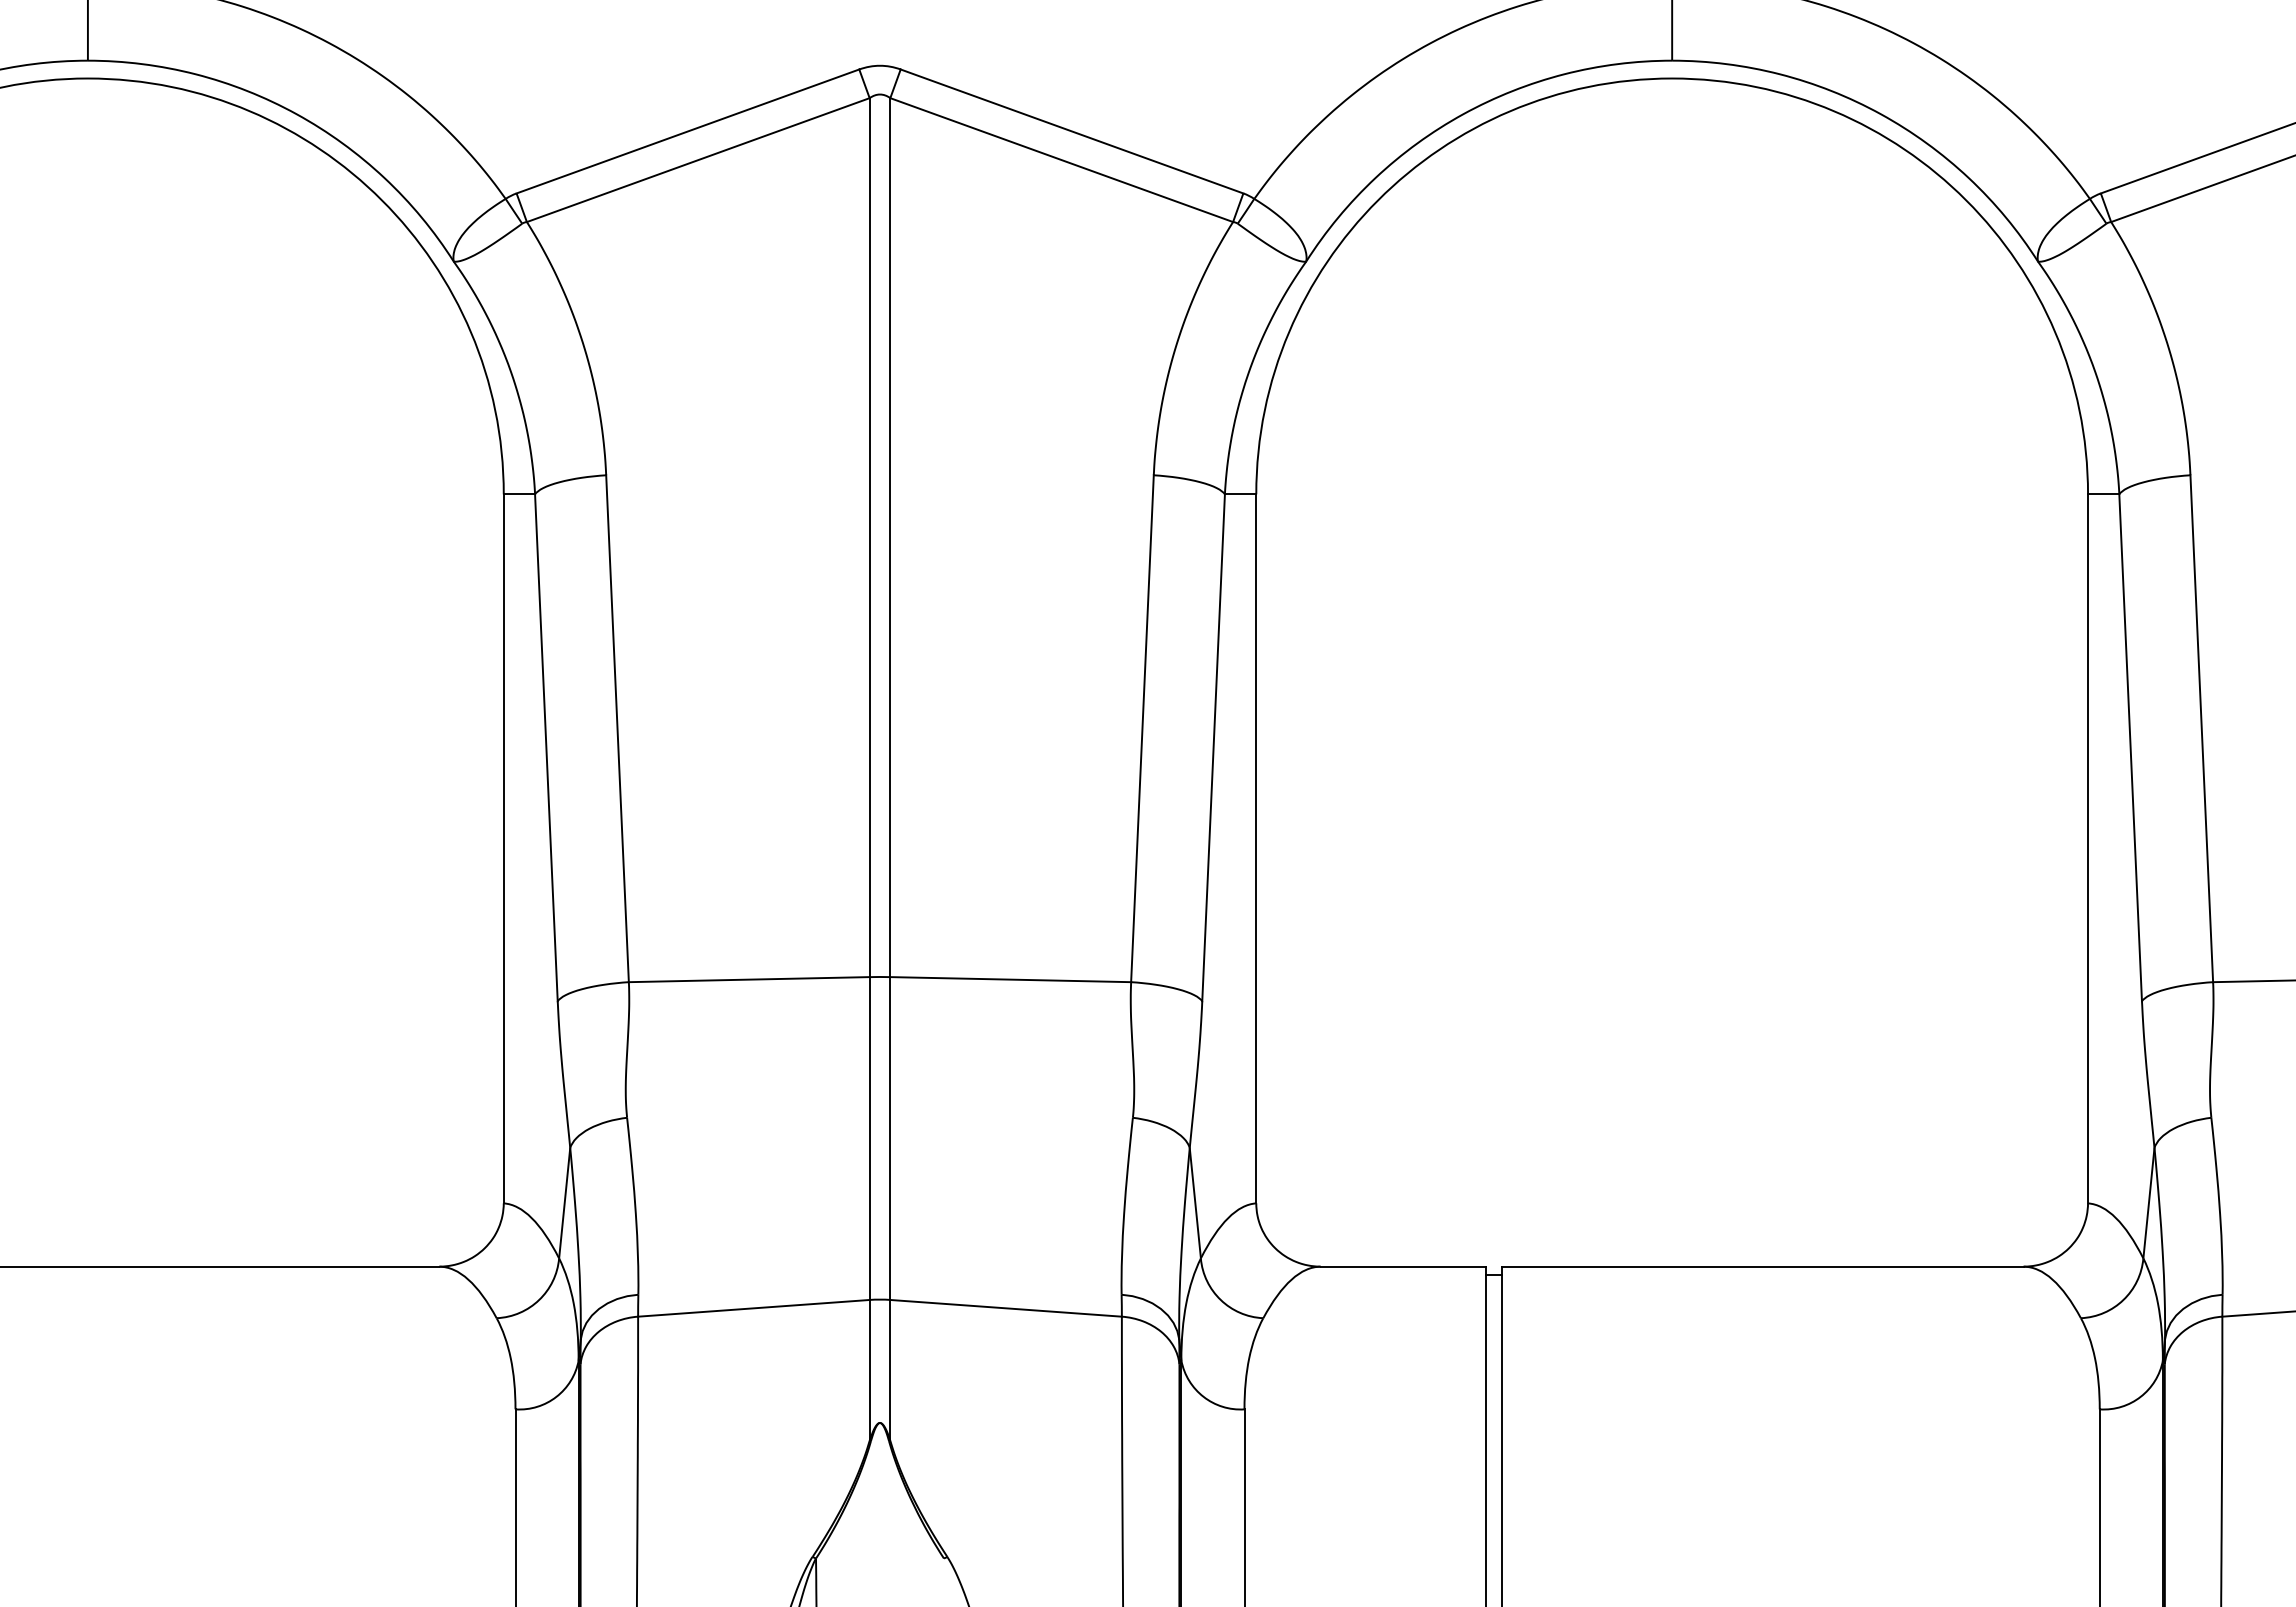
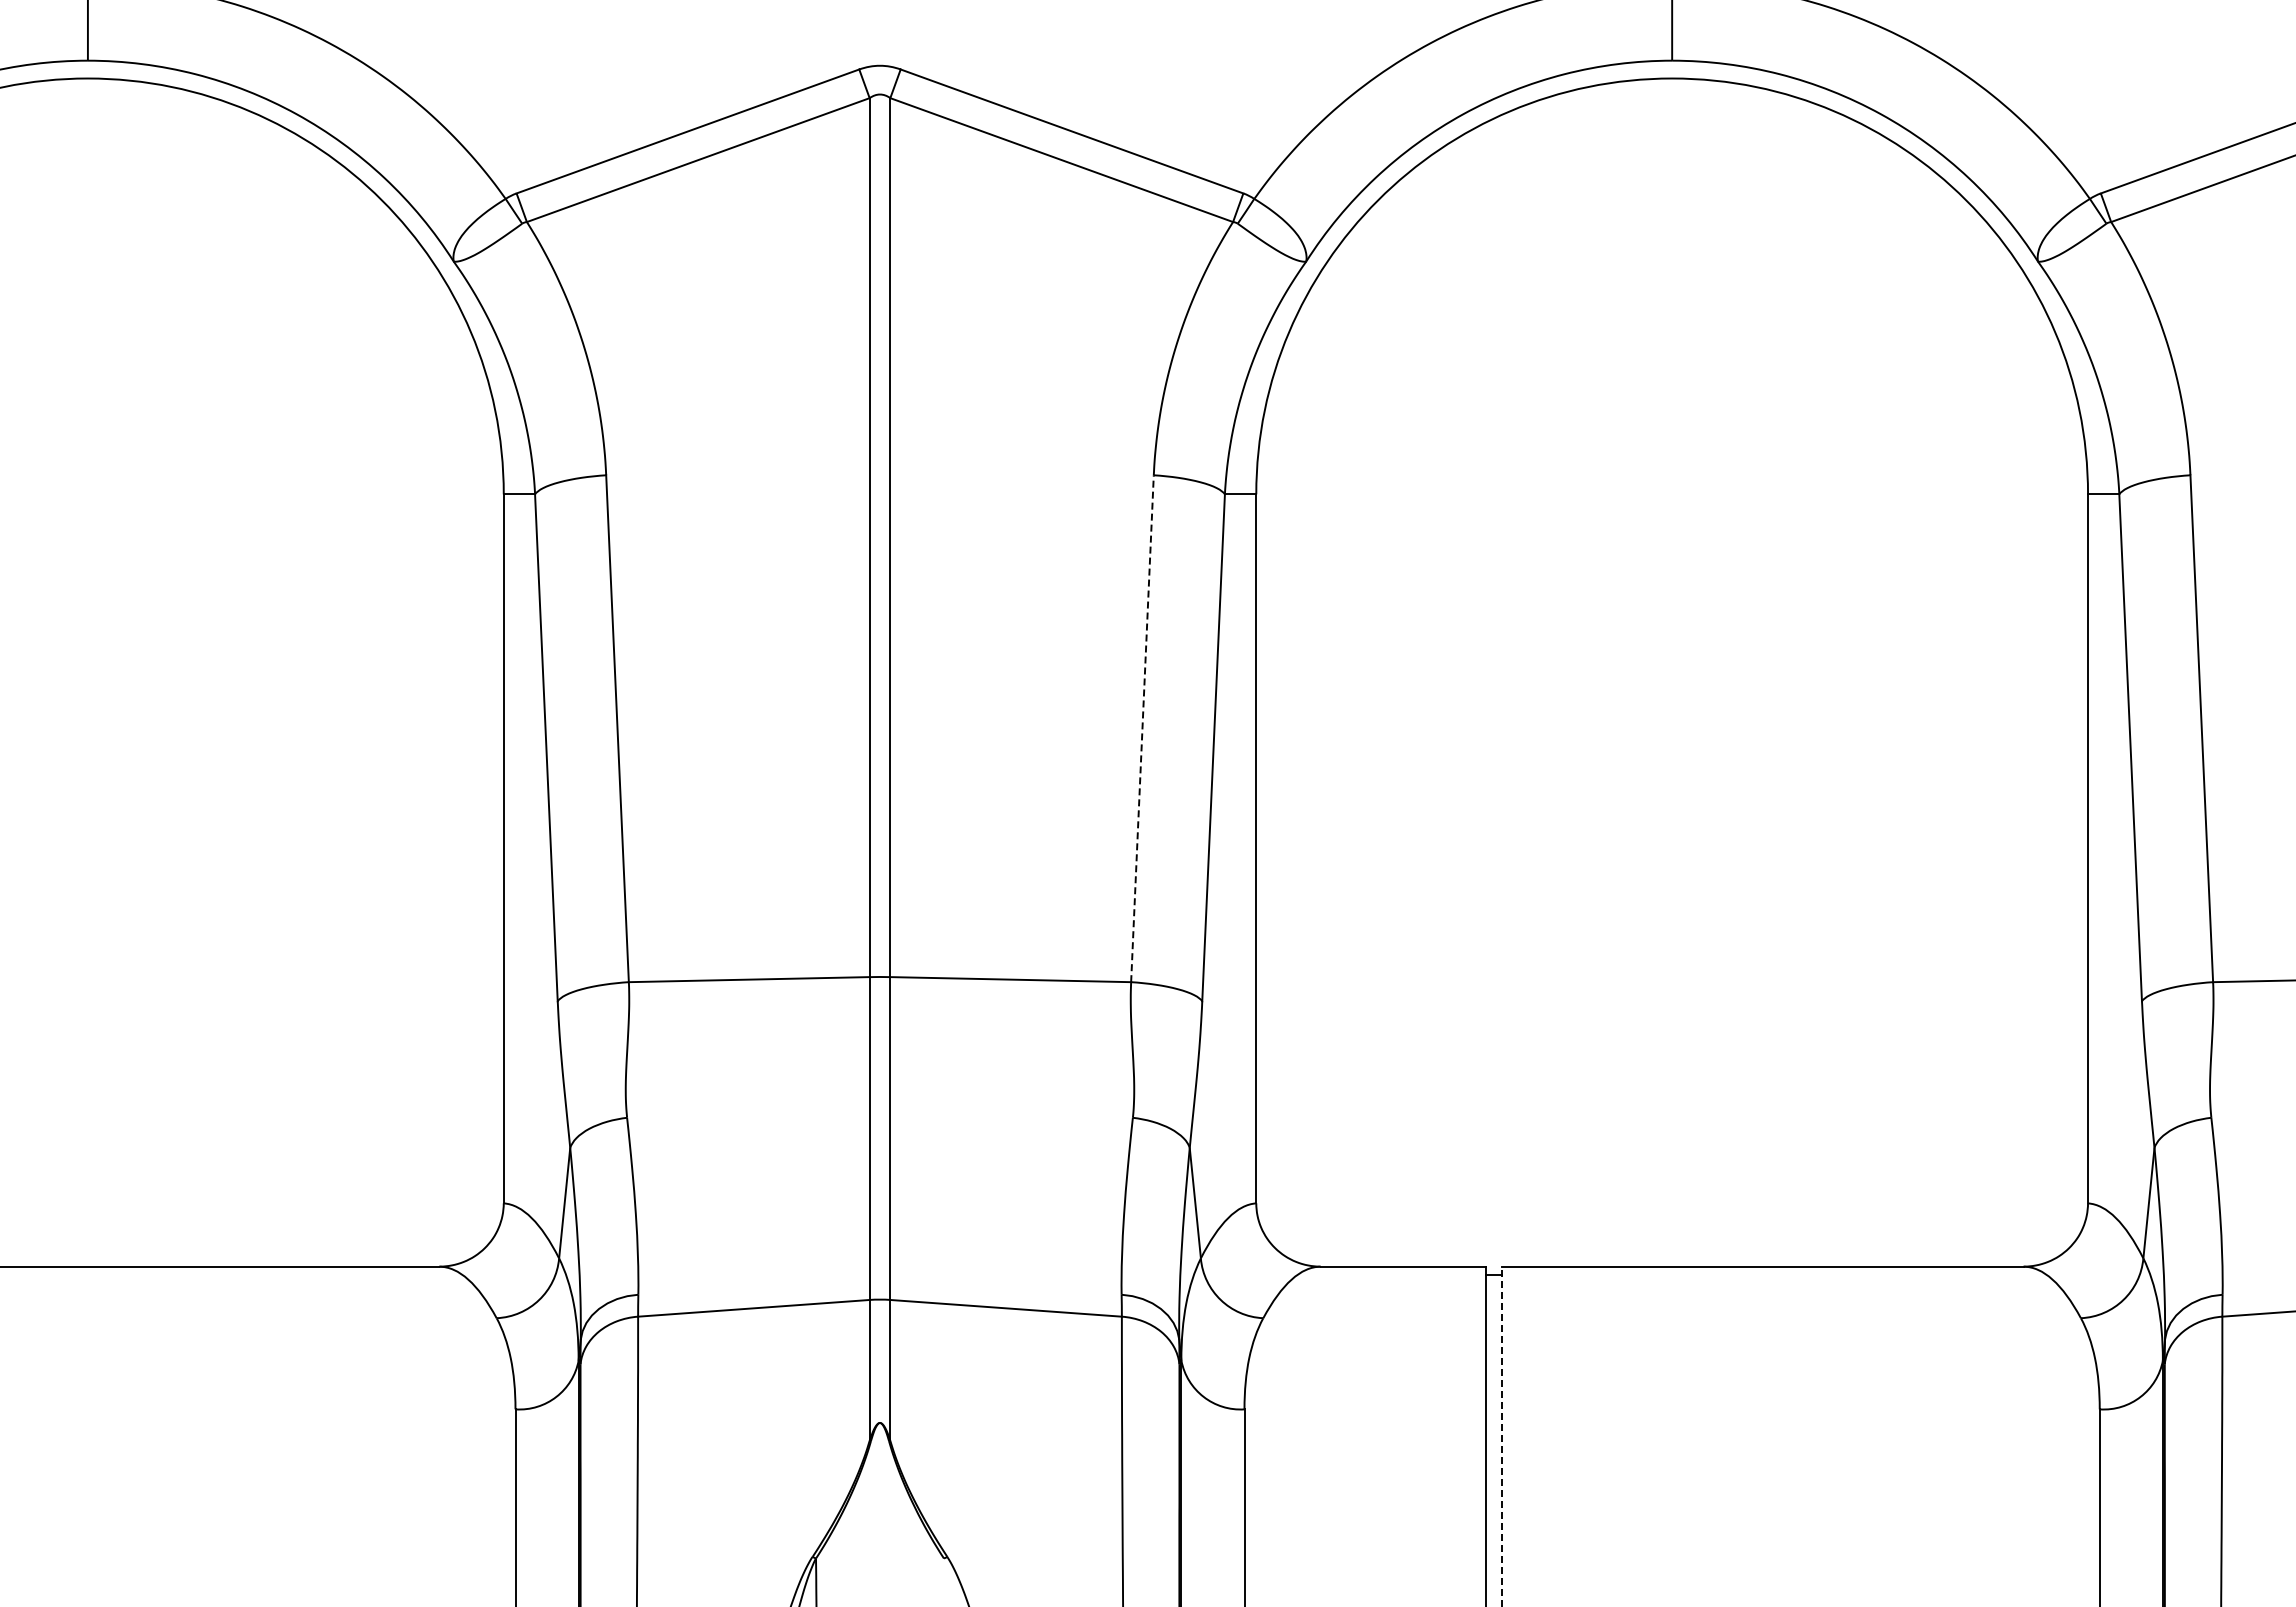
line: solid -> dashed (1142, 728)
line: solid -> dashed (1501, 1436)
